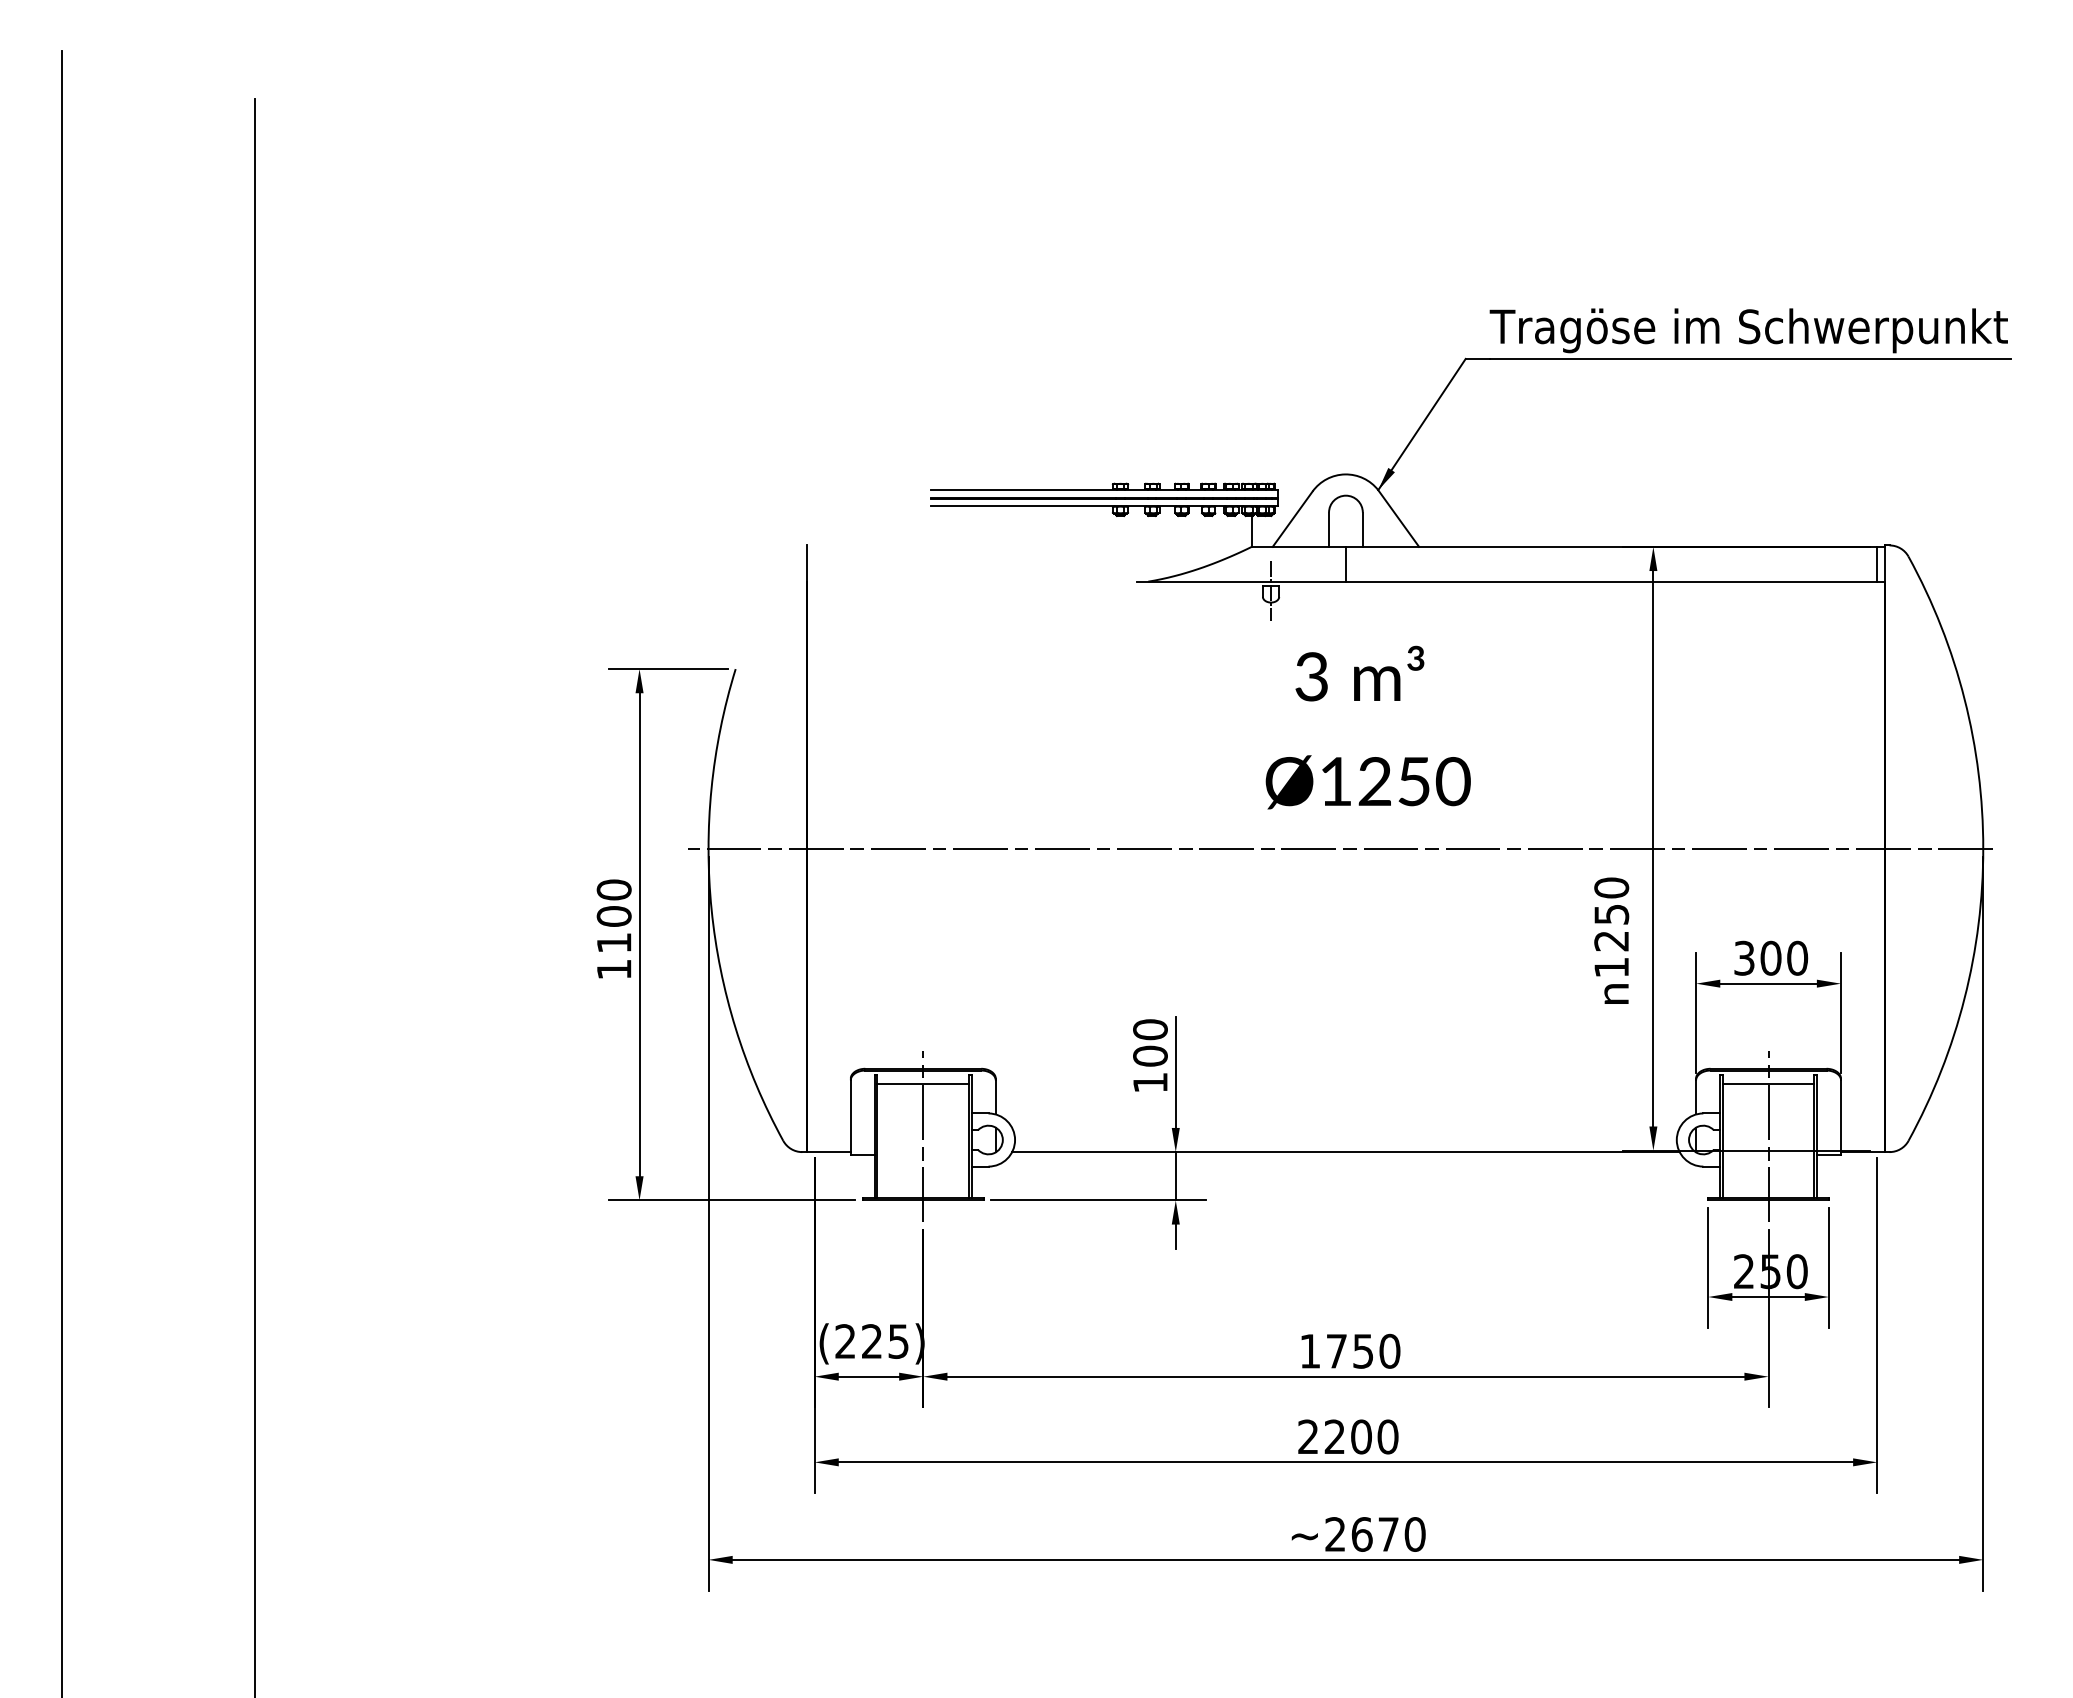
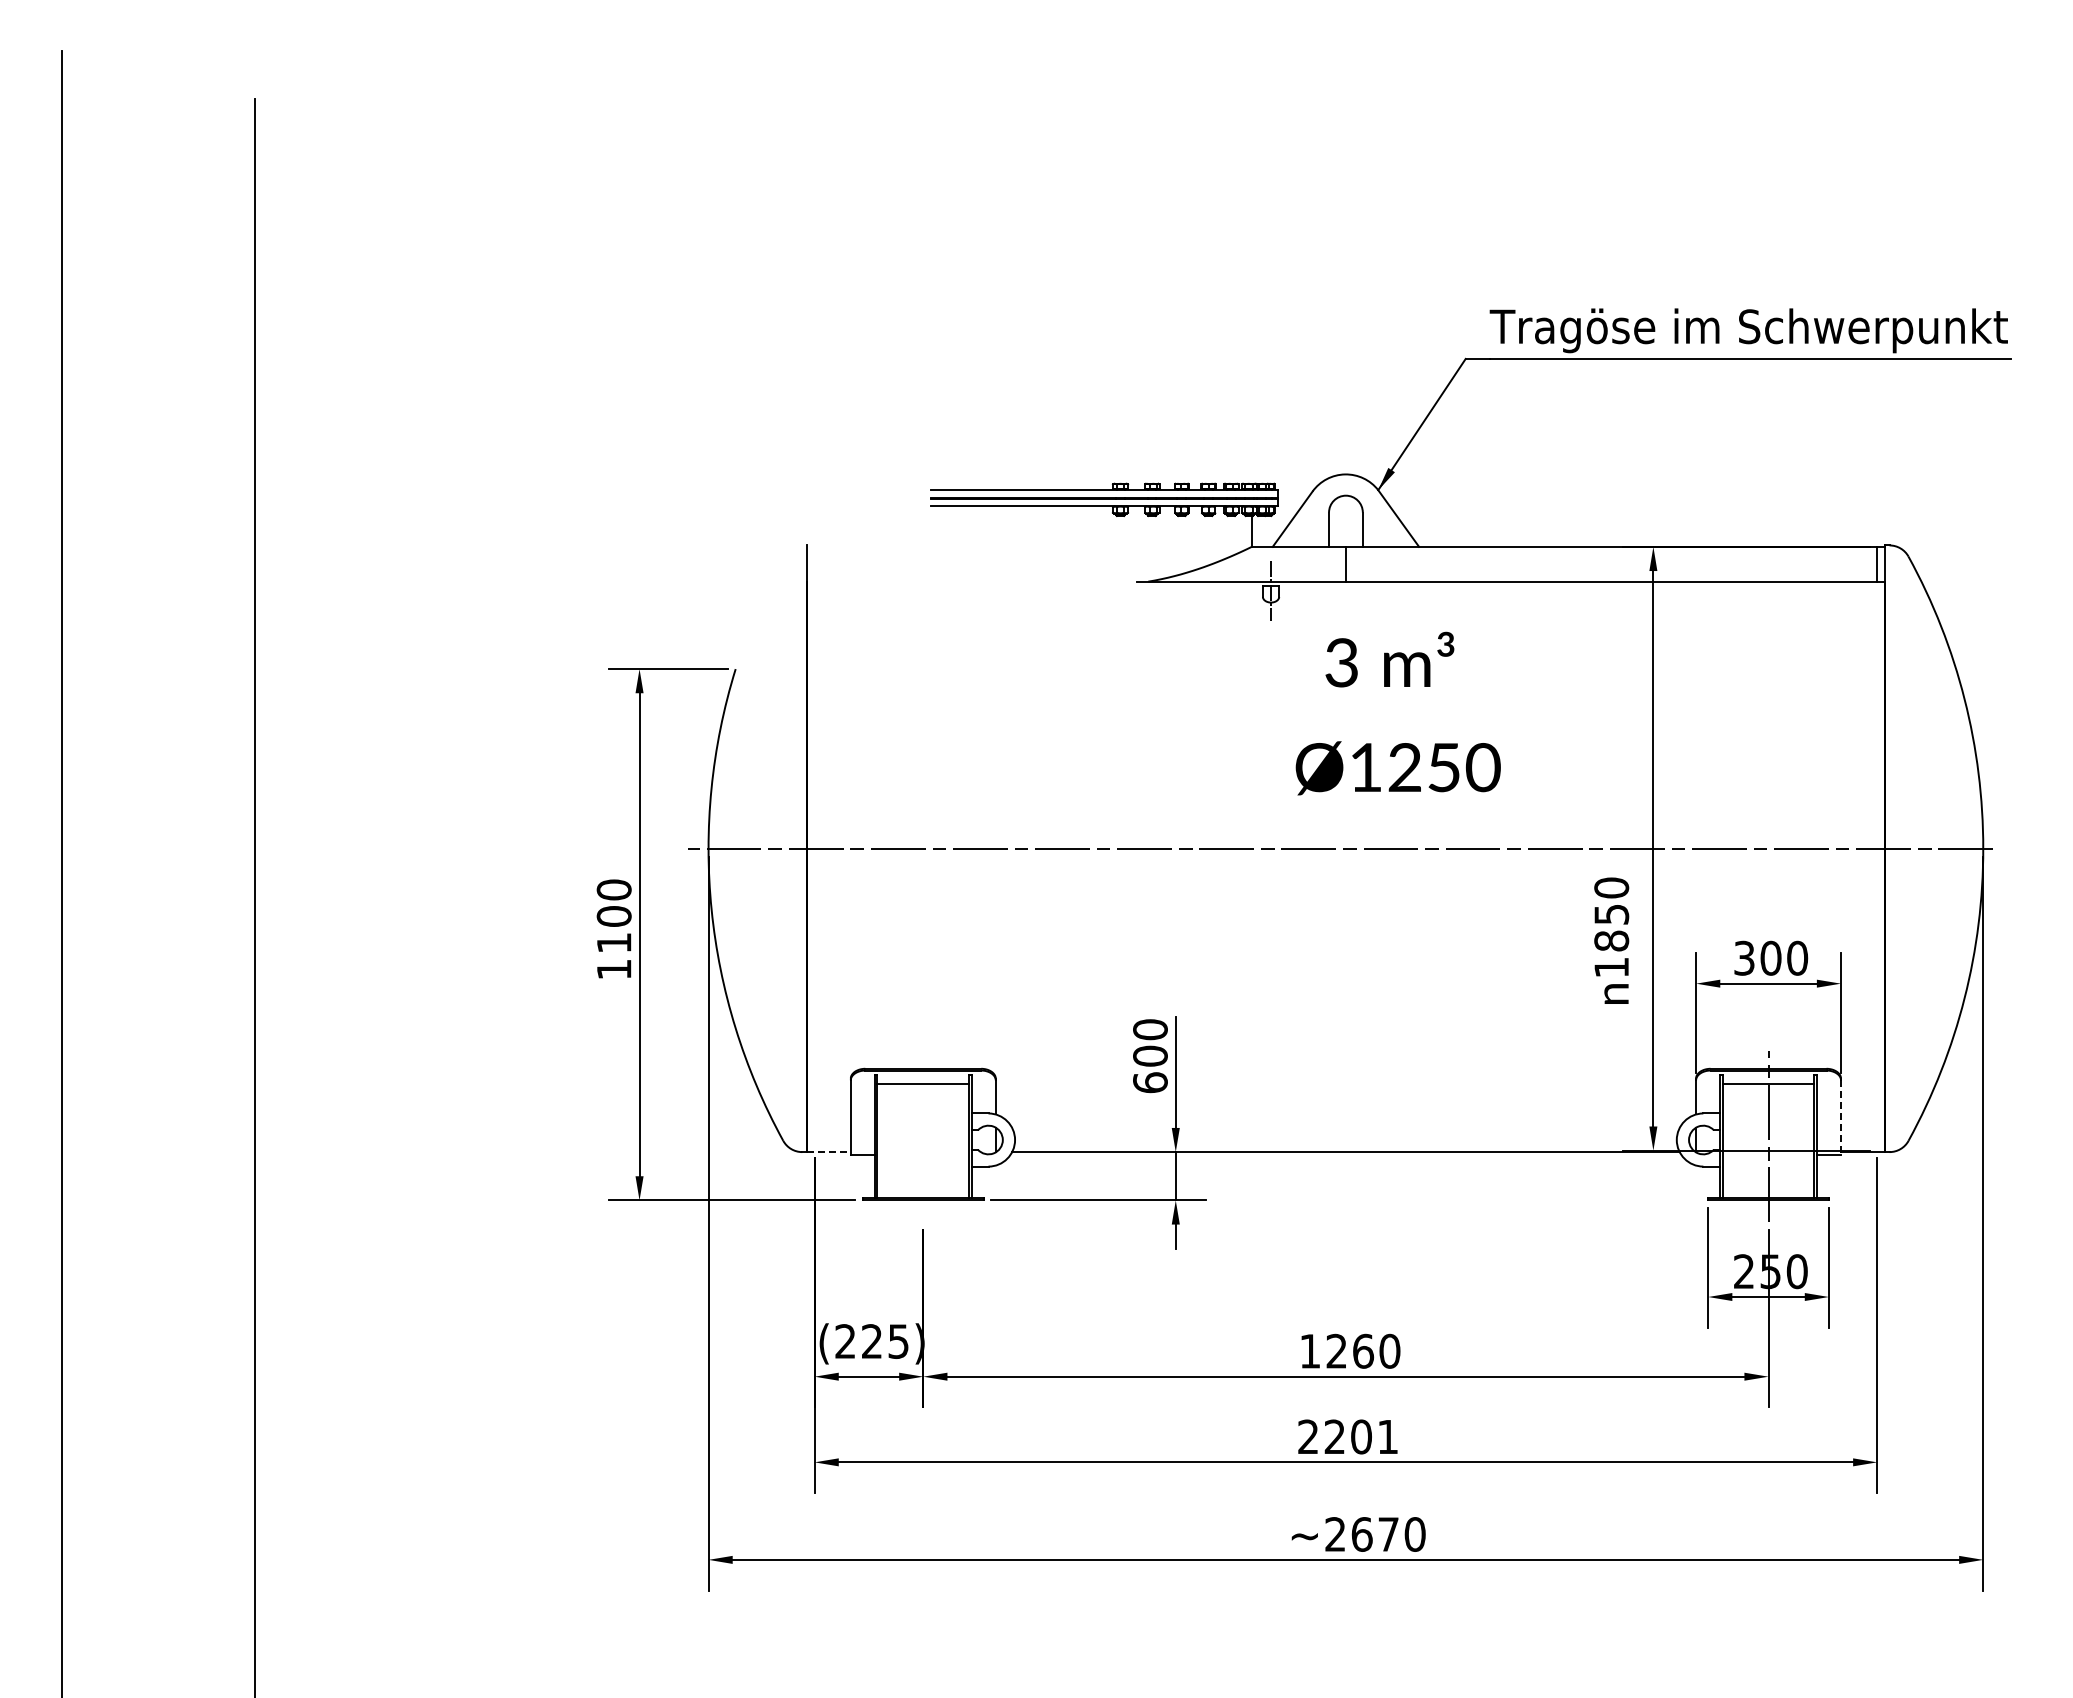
text position: (1367, 727) -> (1397, 713) (1397, 713)
text: 1250 -> 1850 (1611, 940)
text: 100 -> 600 (1150, 1082)
line: solid -> dashed (1841, 1117)
line: present -> none (923, 1136)
line: solid -> dashed (829, 1152)
text: 1750 -> 1260 (1350, 1350)
text: 2200 -> 2201 (1387, 1436)
